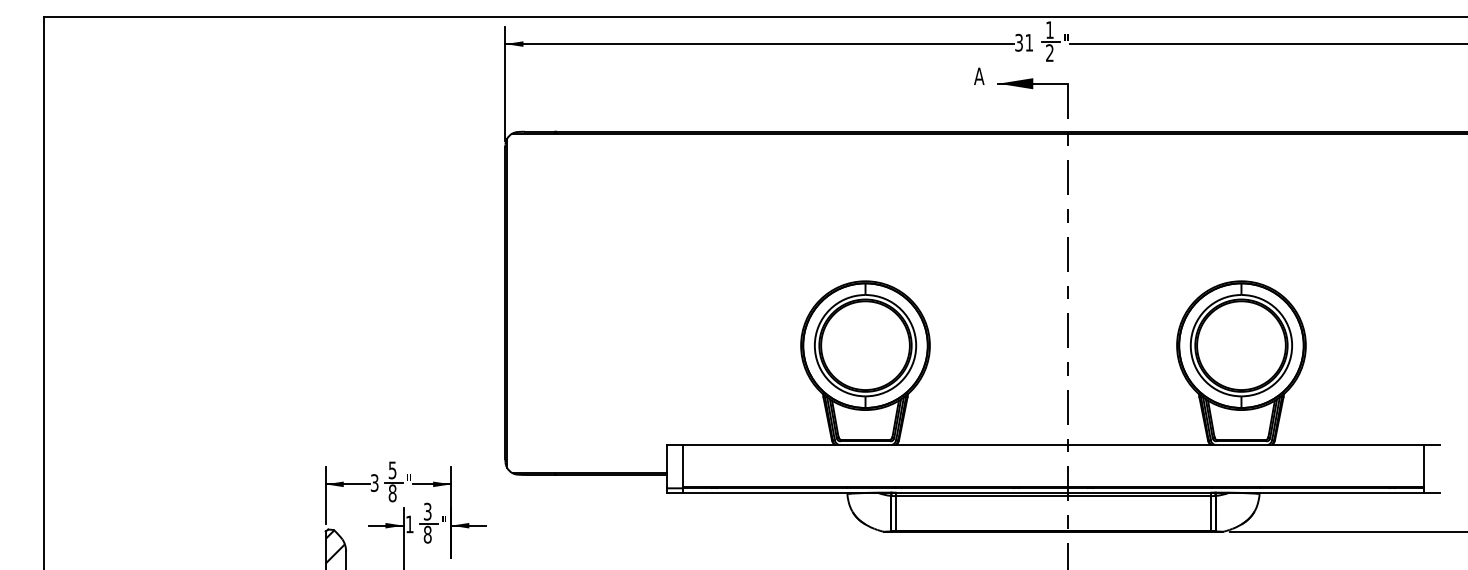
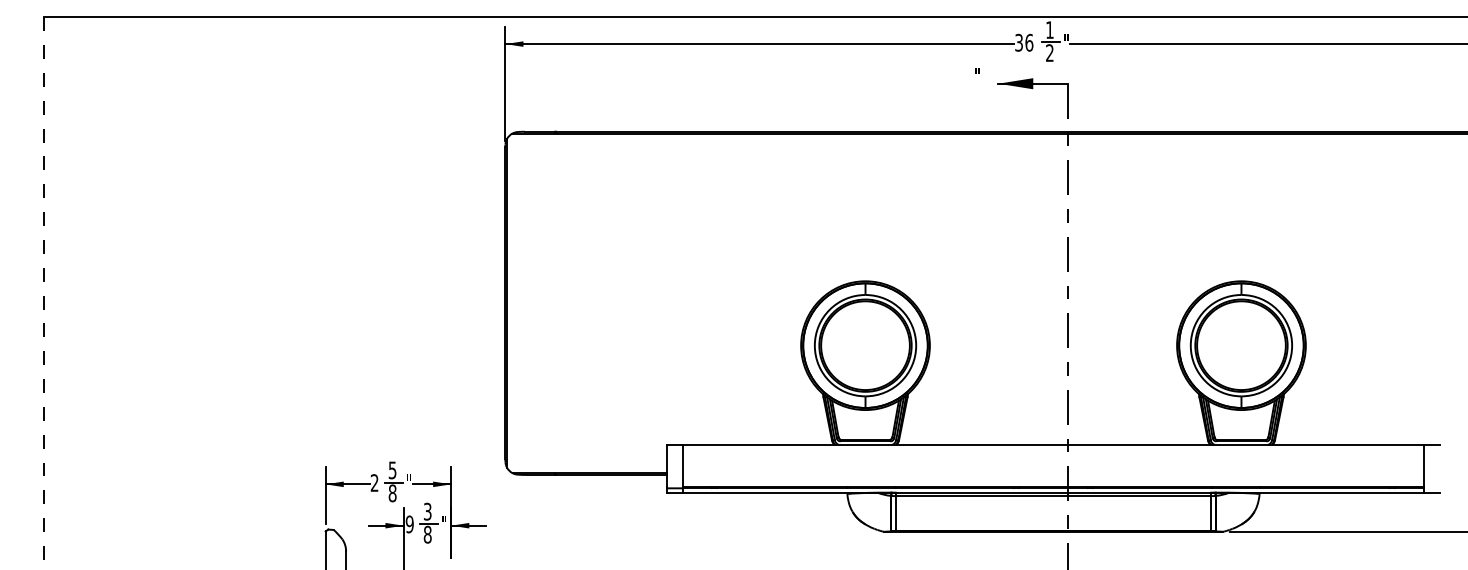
text: 31 -> 36 (1029, 42)
text: A -> " (979, 75)
line: solid -> dashed (44, 293)
text: 3 -> 2 (374, 482)
text: 1 -> 9 (409, 524)
hatch: present -> none (334, 546)
